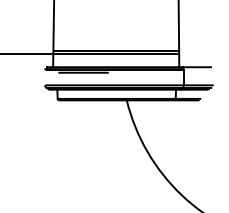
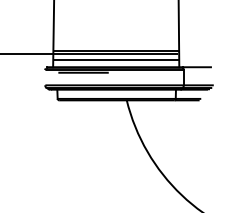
line: none -> present (115, 60)
